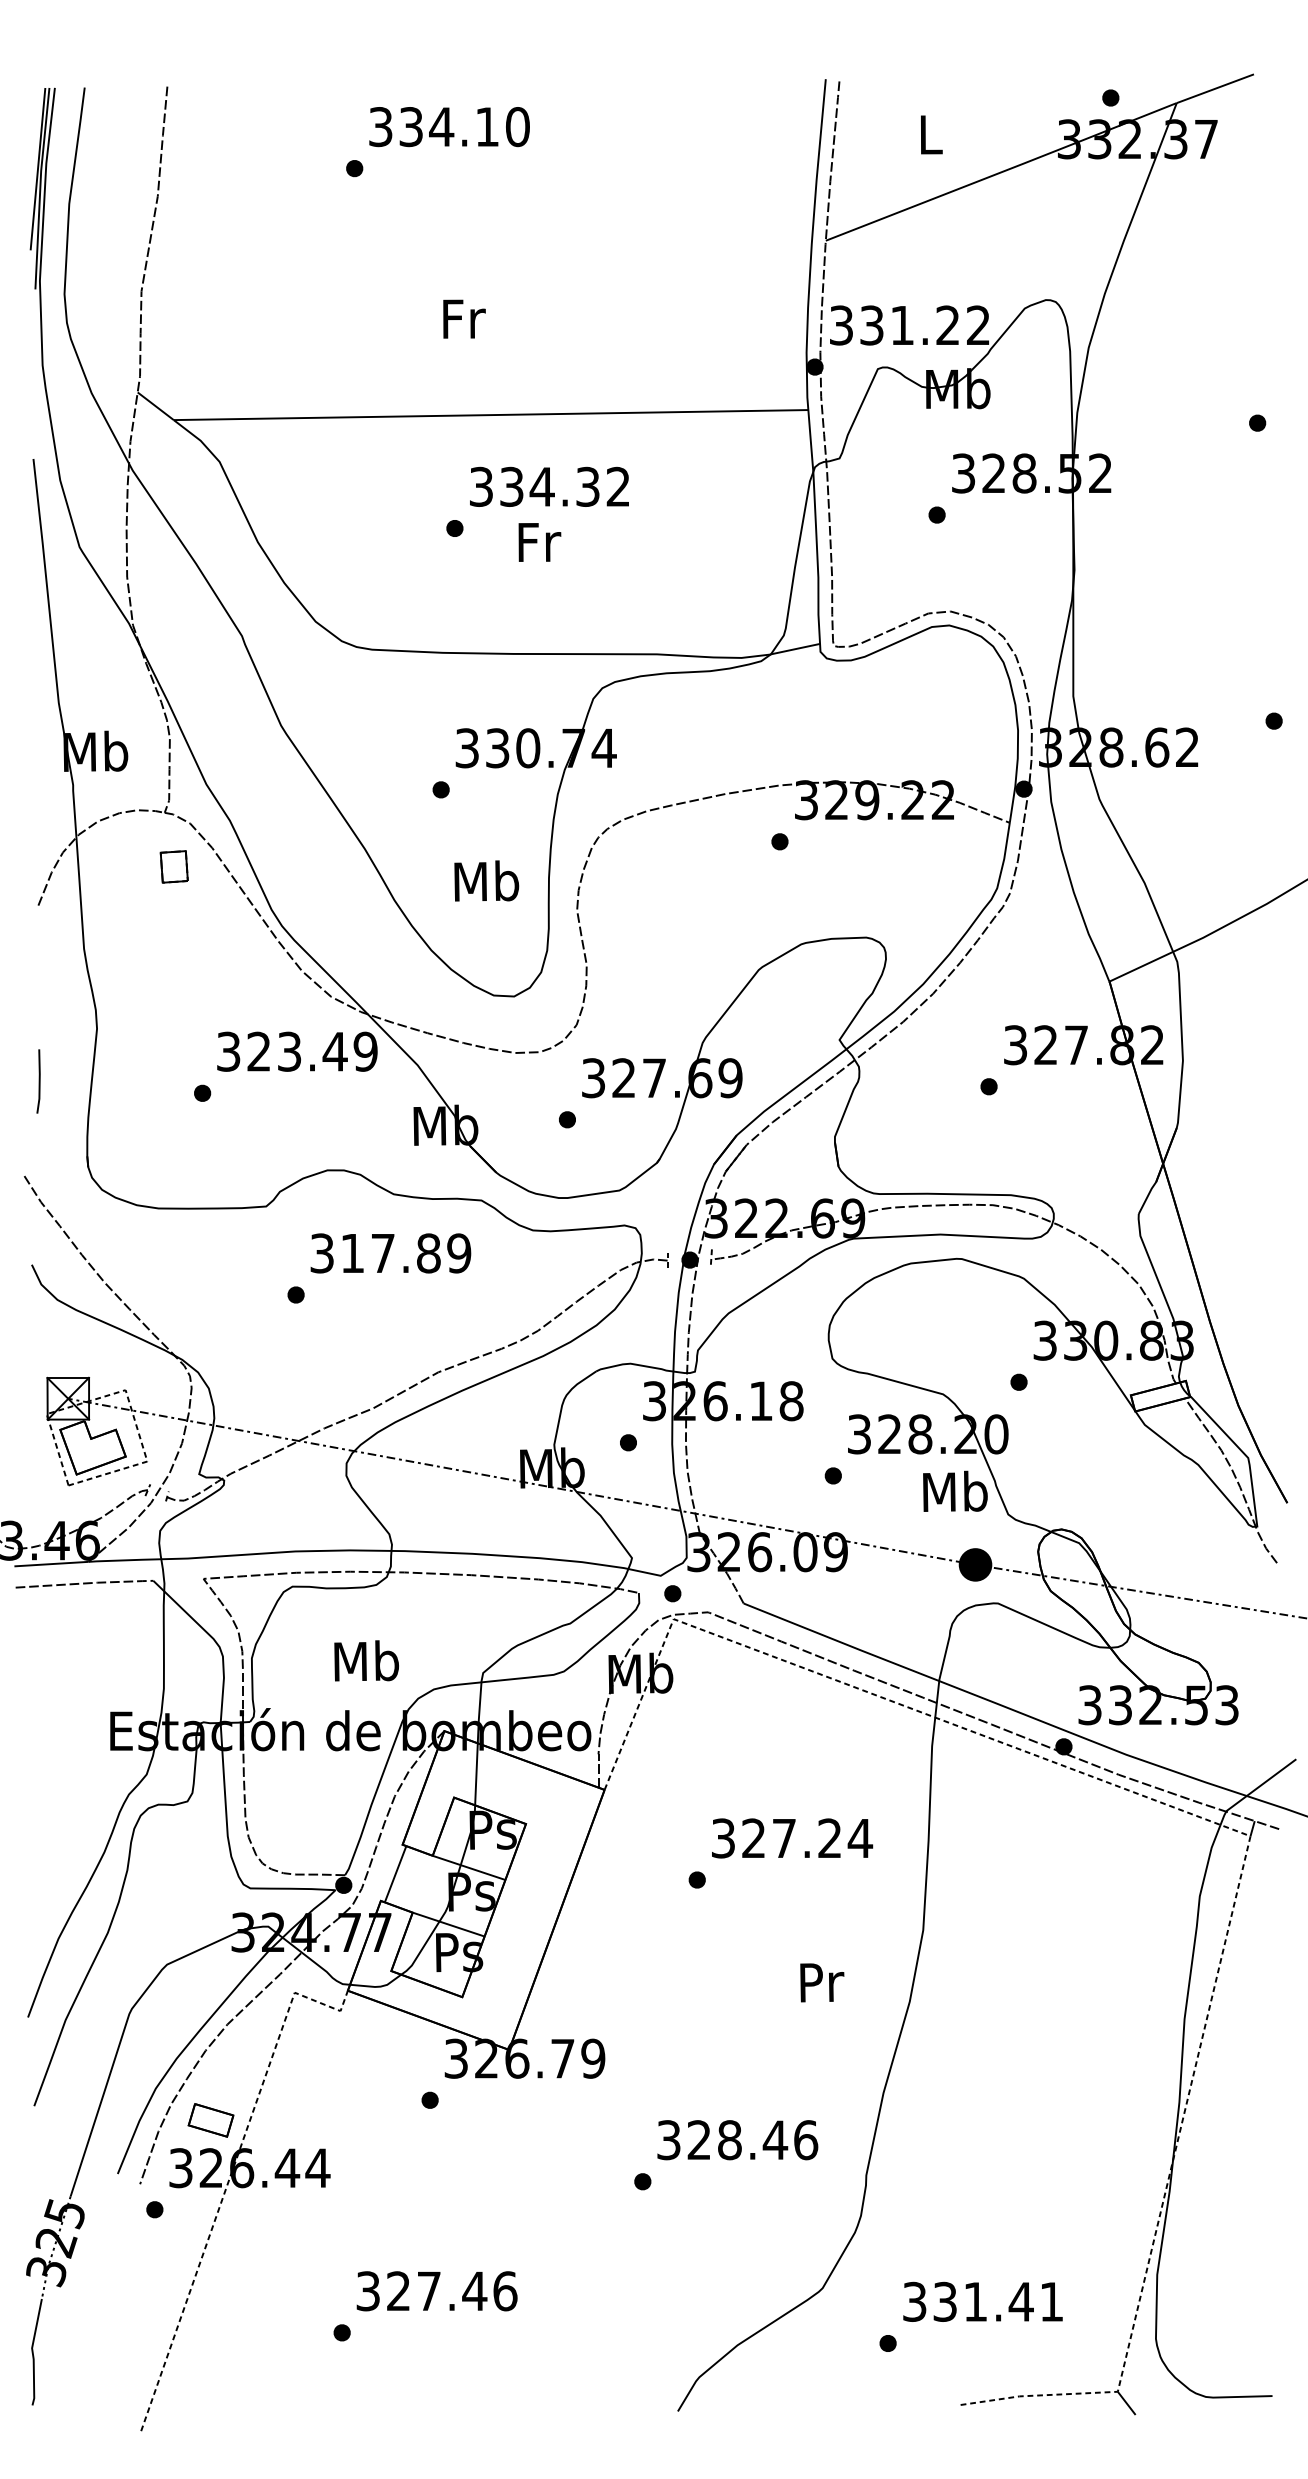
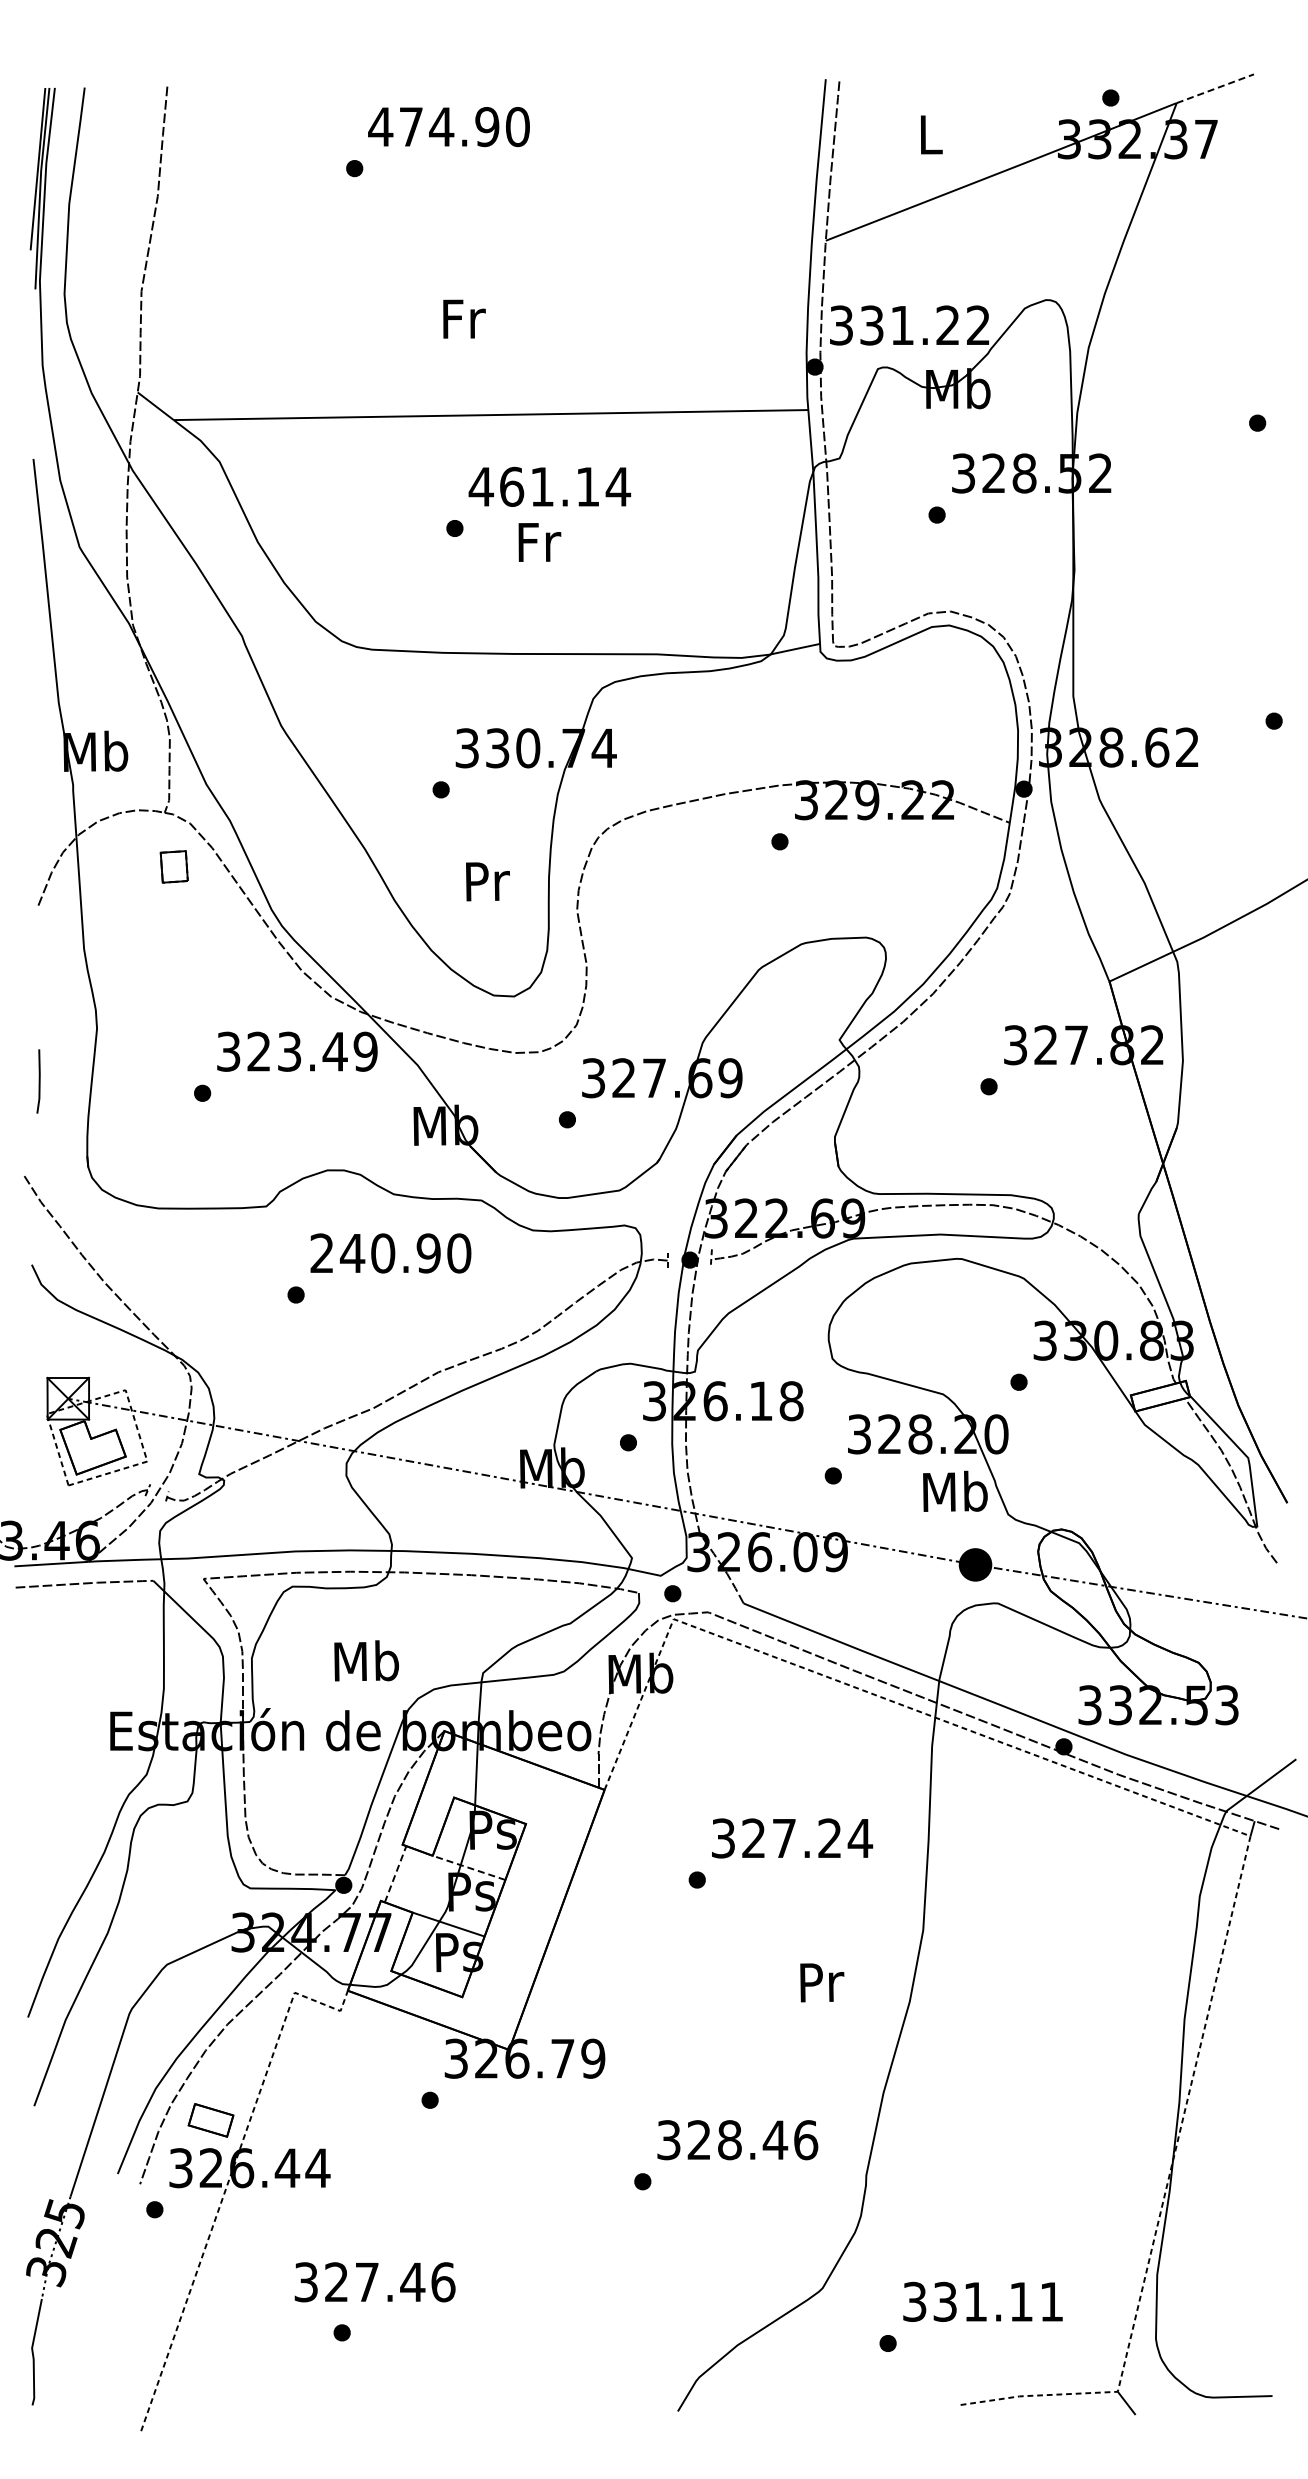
line: solid -> dashed (1215, 88)
text: 334.10 -> 474.90 (433, 127)
text: 334.32 -> 461.14 (549, 486)
text: Mb -> Pr (486, 880)
text: 317.89 -> 240.90 (390, 1253)
line: solid -> dashed (468, 1867)
line: solid -> dashed (395, 1873)
text position: (436, 2291) -> (374, 2282) (374, 2282)
text: 331.41 -> 331.11 (1020, 2301)
